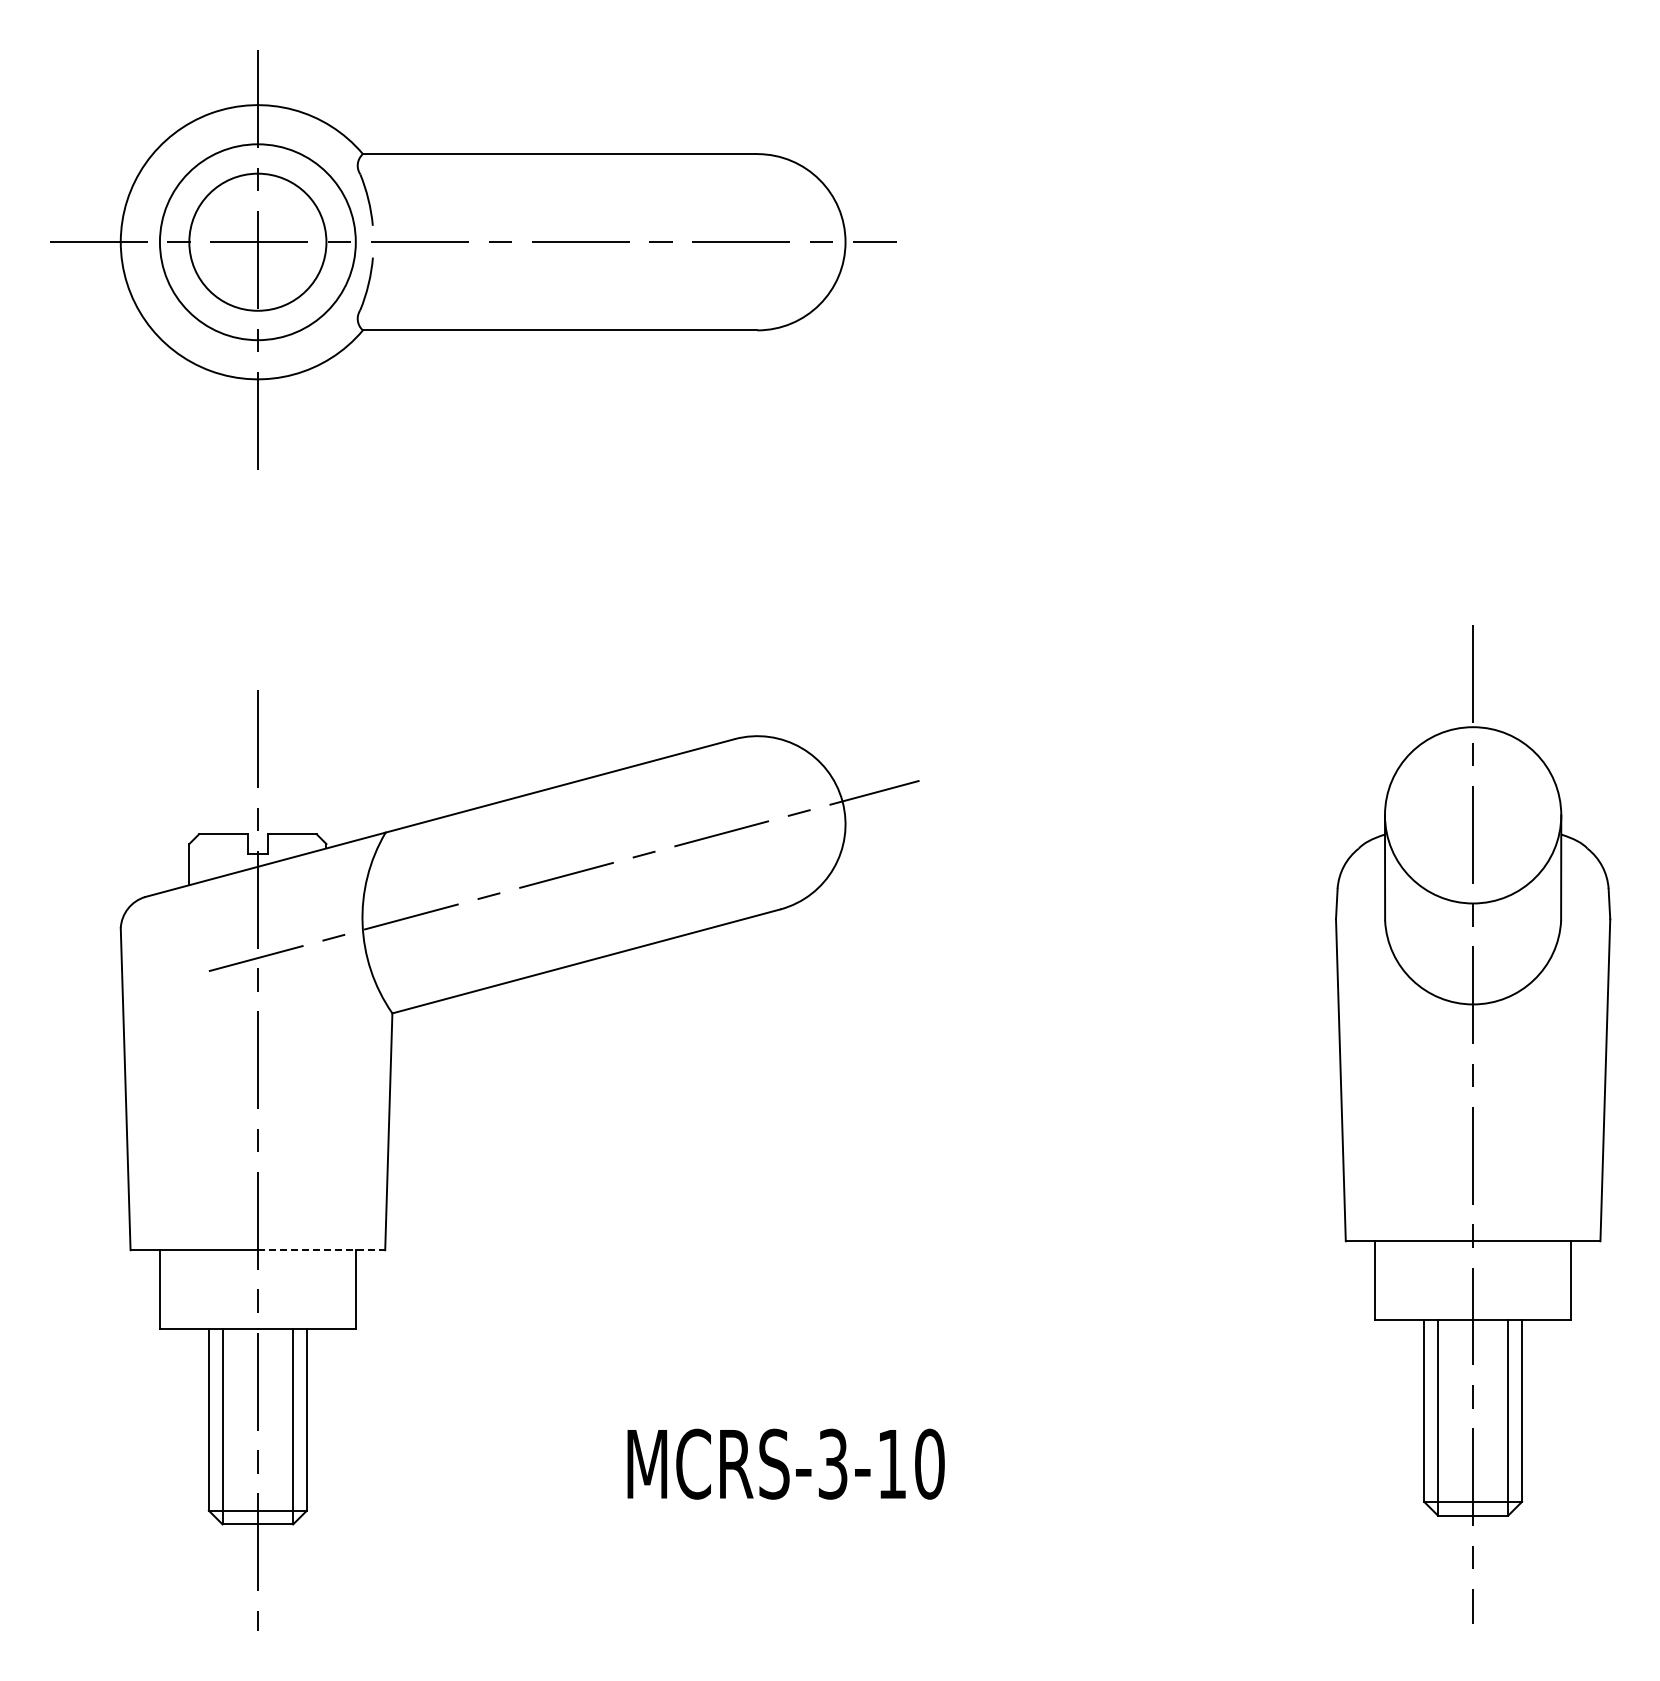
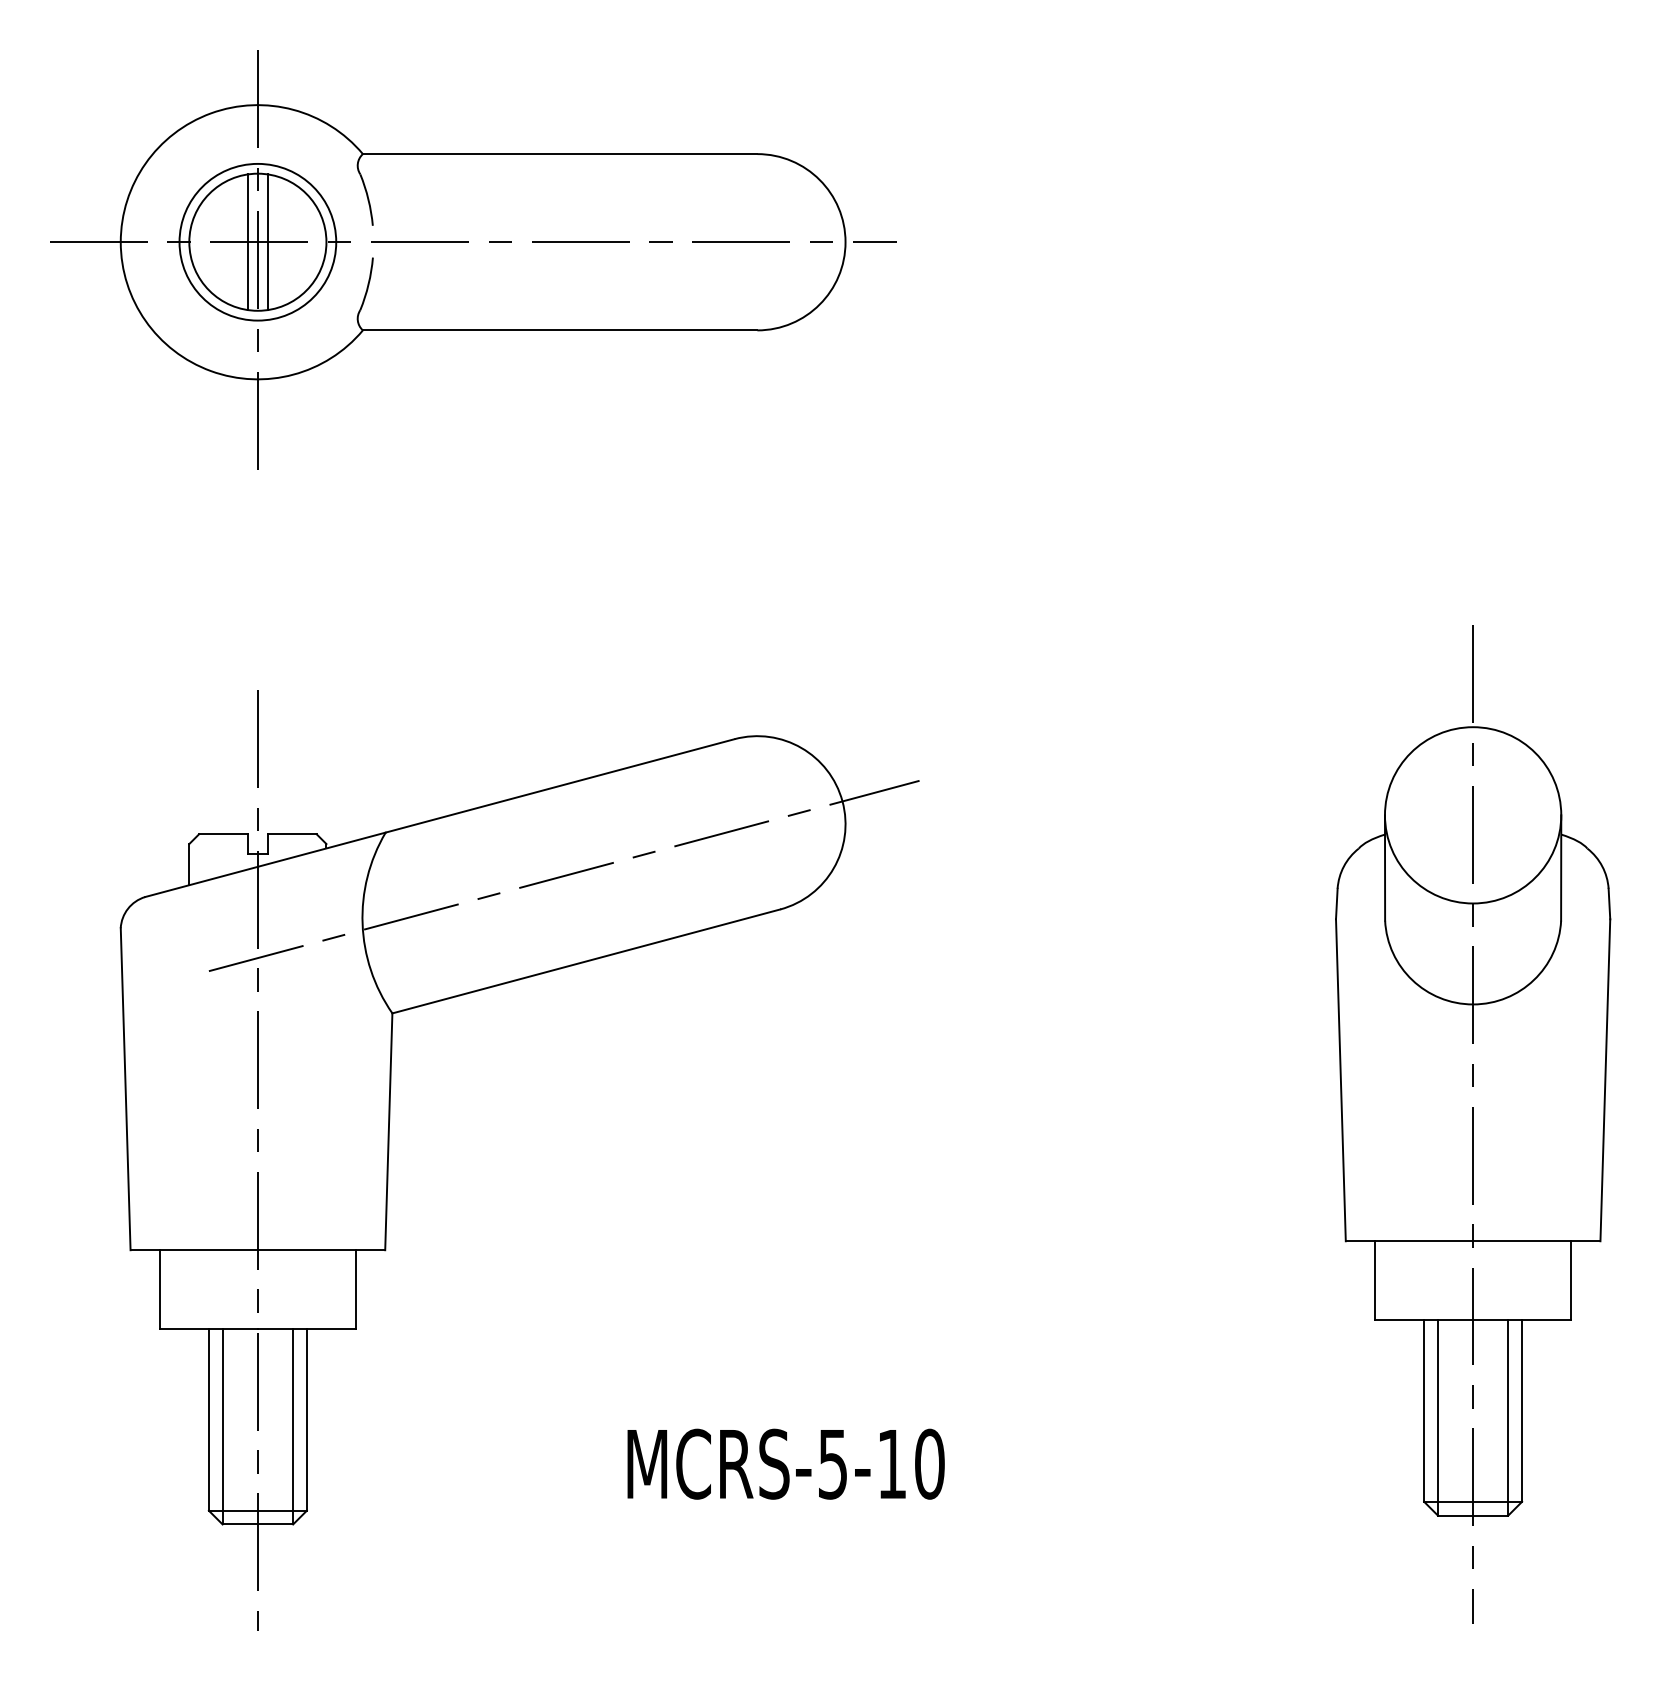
line: none -> present (248, 242)
circle diameter: 196 px -> 157 px (257, 241)
line: none -> present (267, 242)
line: dashed -> solid (321, 1250)
text: MCRS-3-10 -> MCRS-5-10 (833, 1463)
